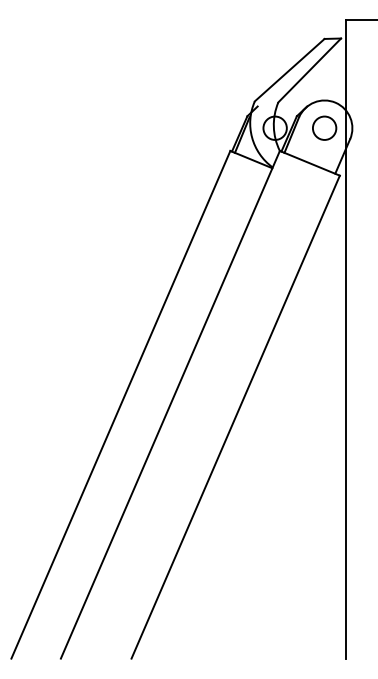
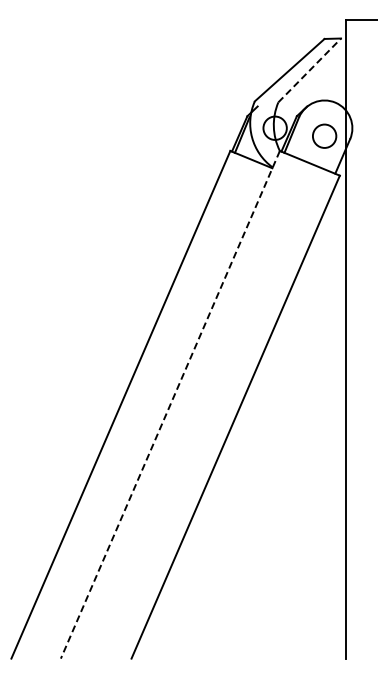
line: solid -> dashed (309, 70)
circle position: (324, 127) -> (324, 135) (324, 135)
line: solid -> dashed (170, 405)
